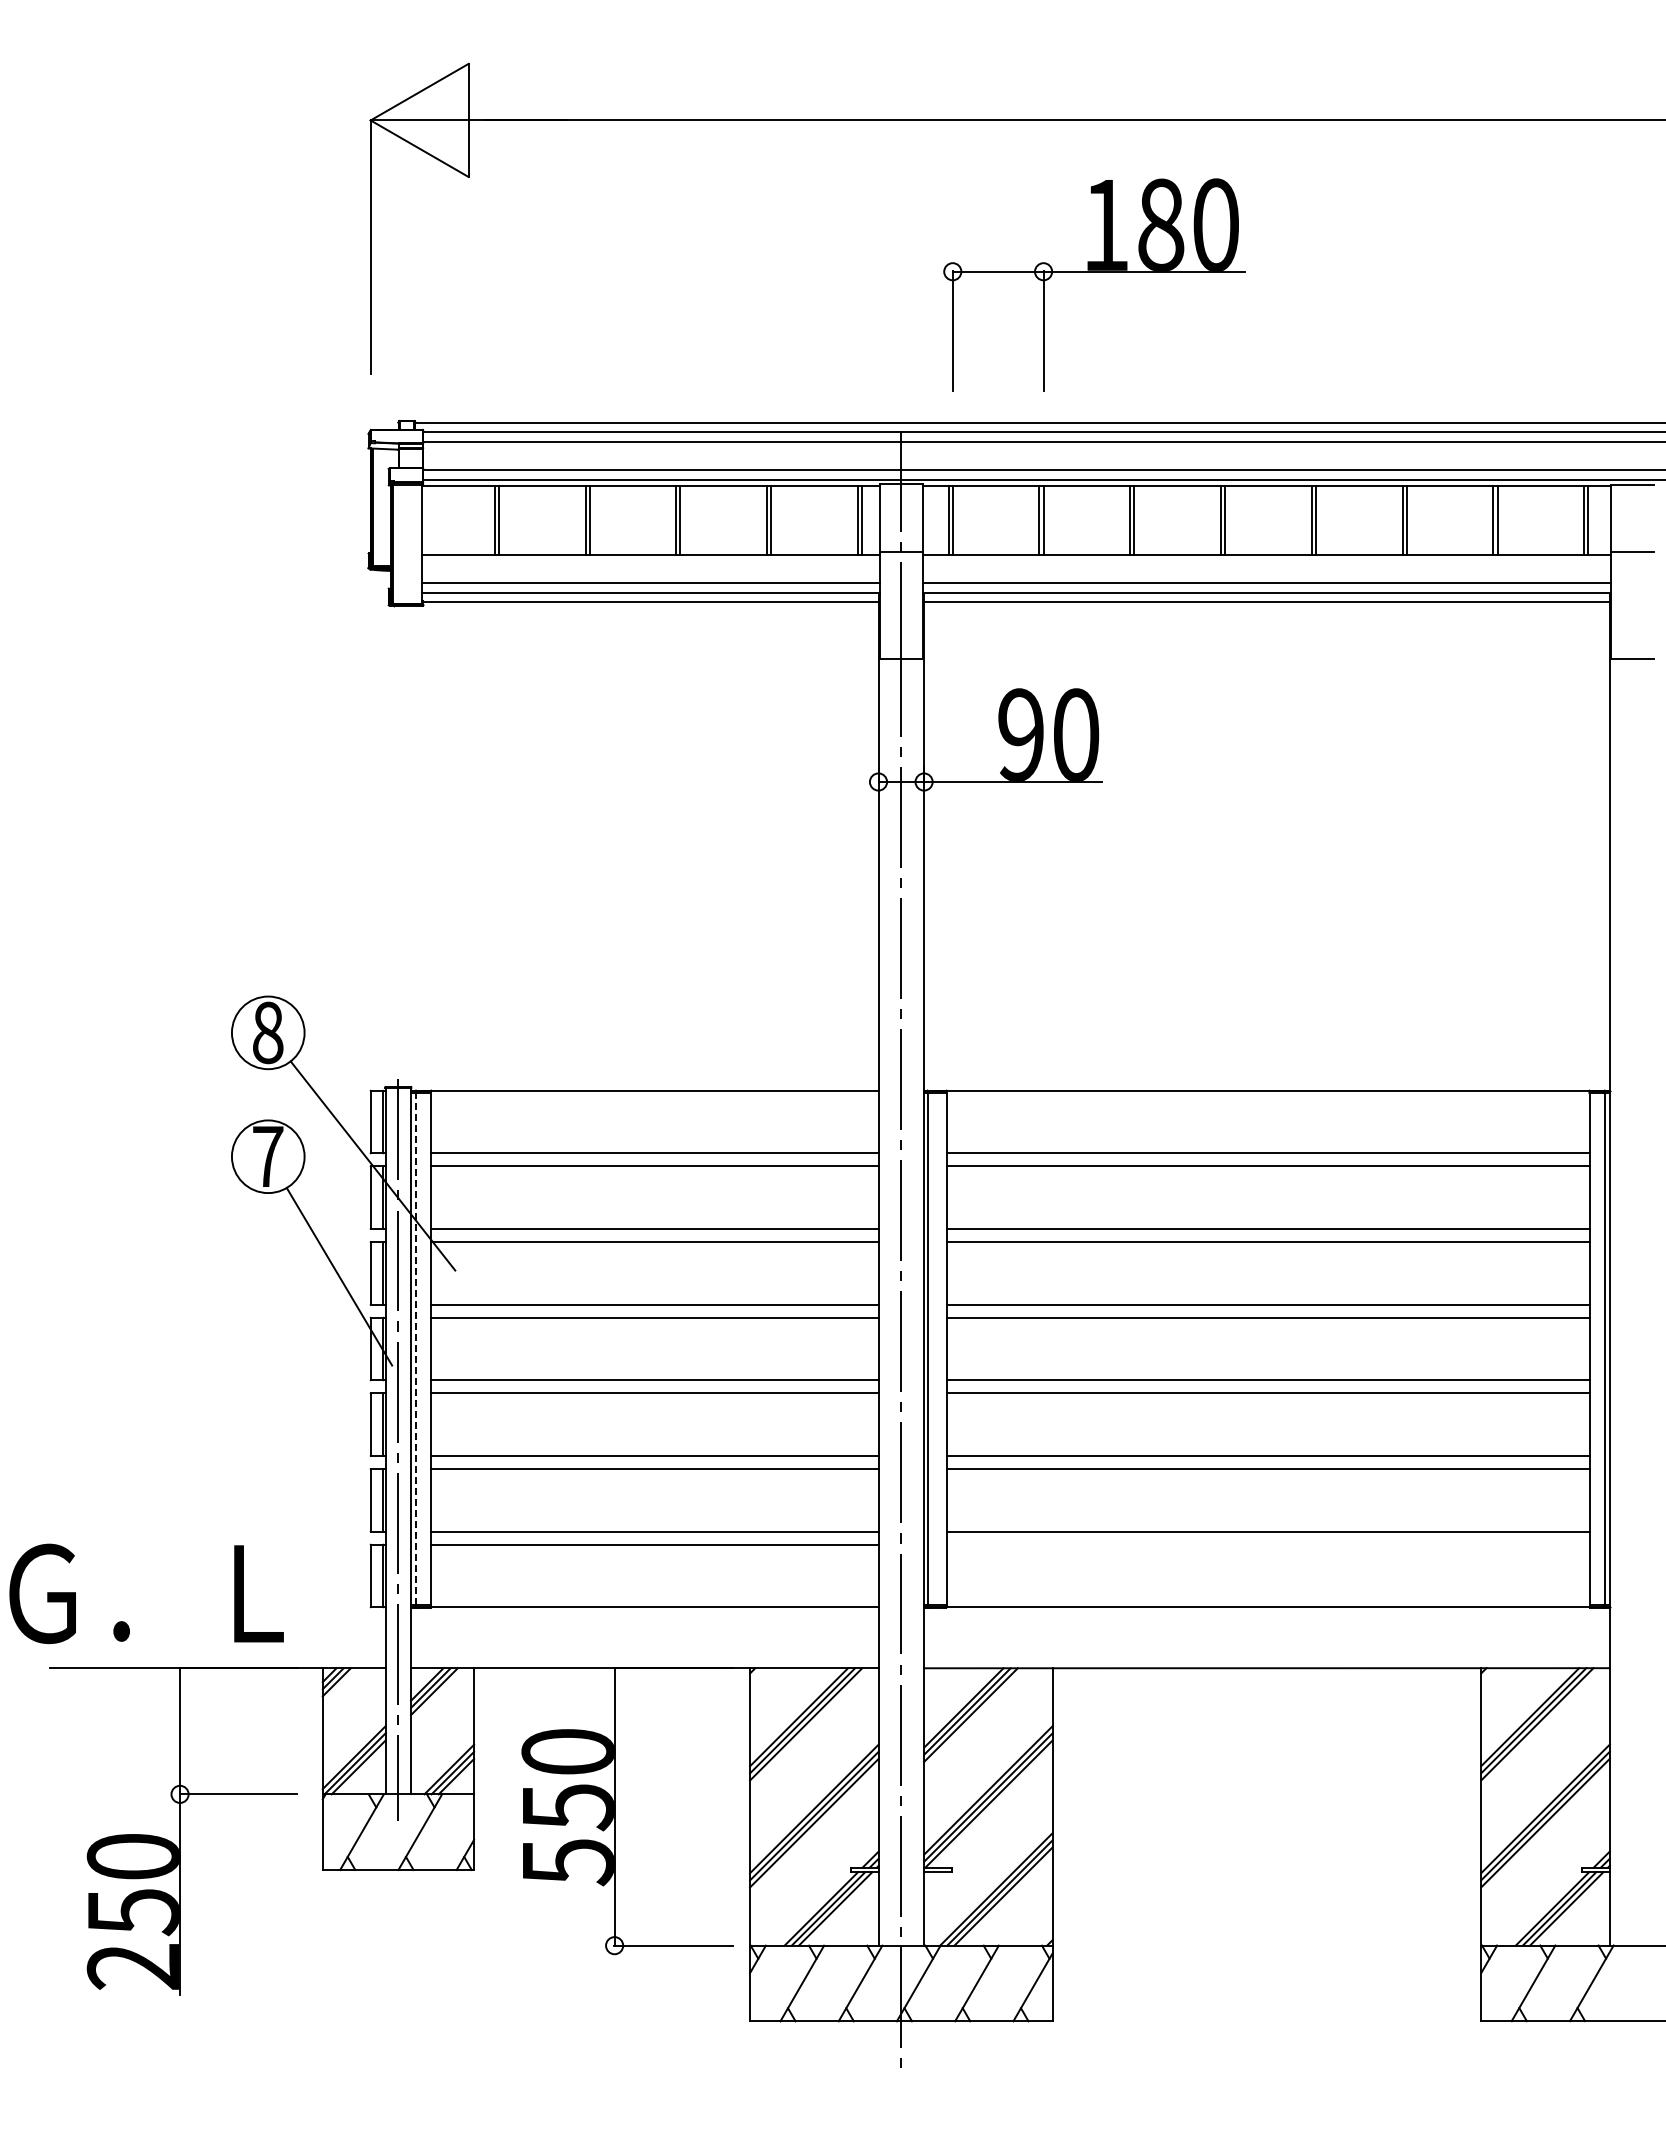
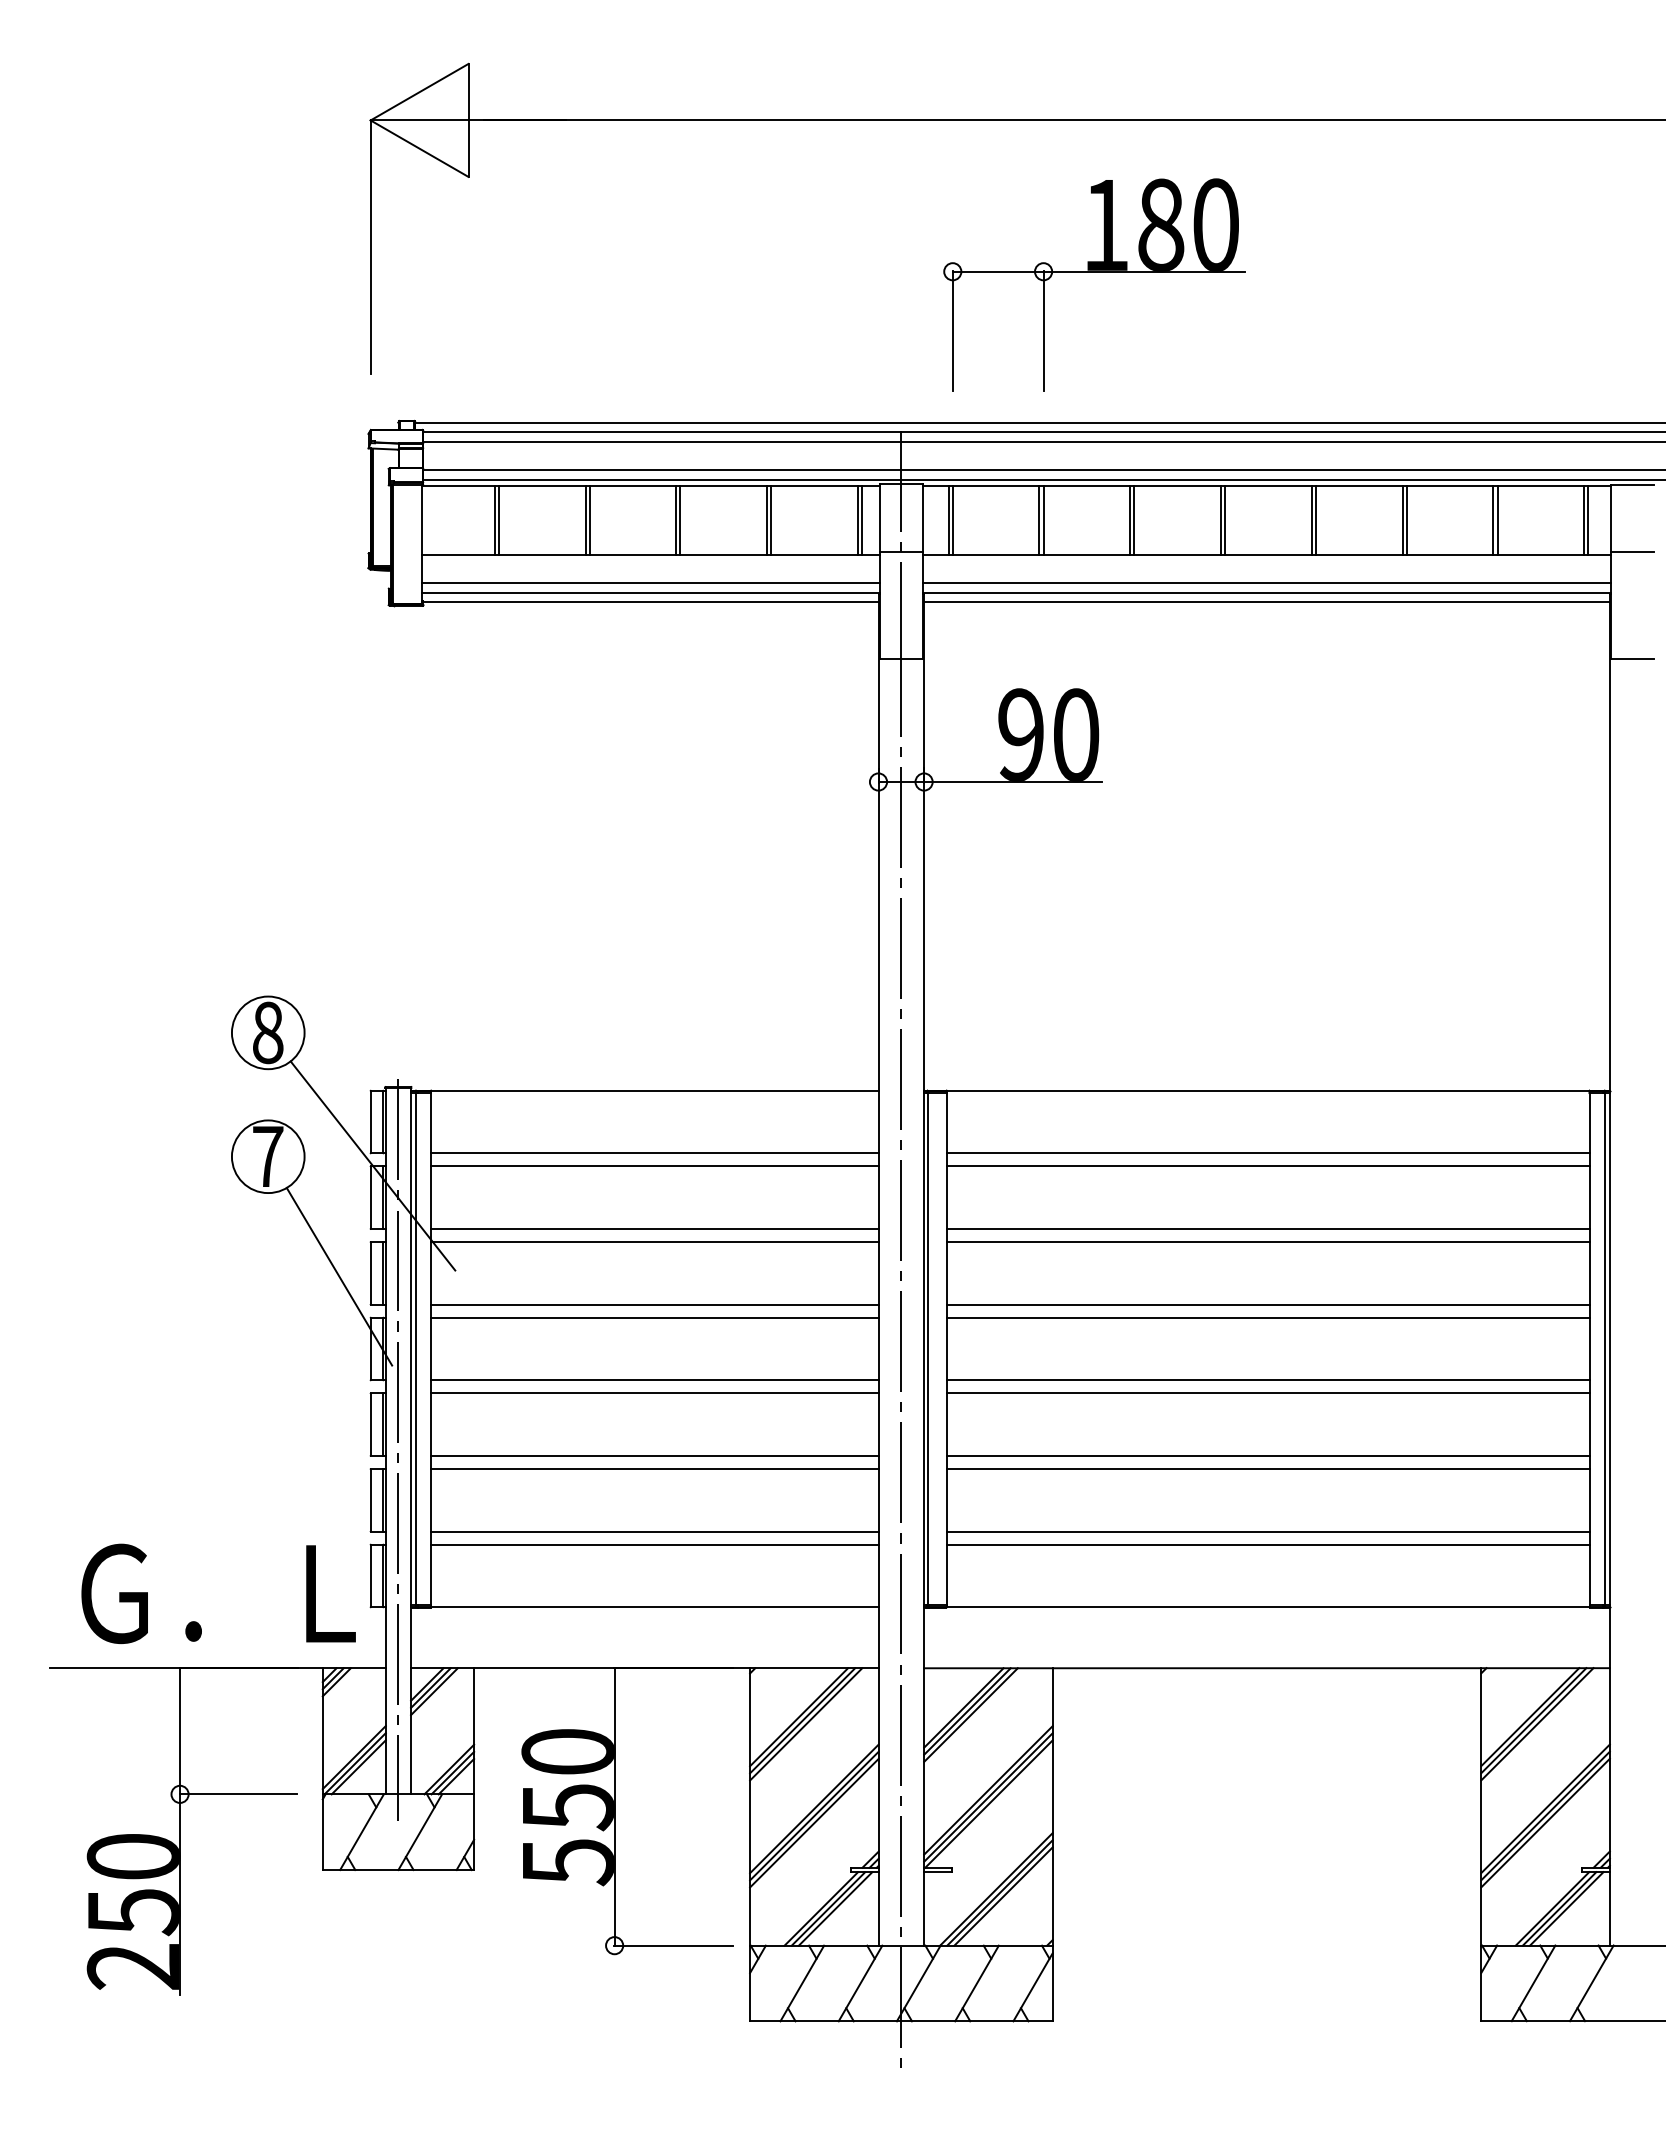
line: dashed -> solid (416, 1349)
line: none -> present (1267, 1544)
text position: (146, 1593) -> (218, 1593) (218, 1593)
